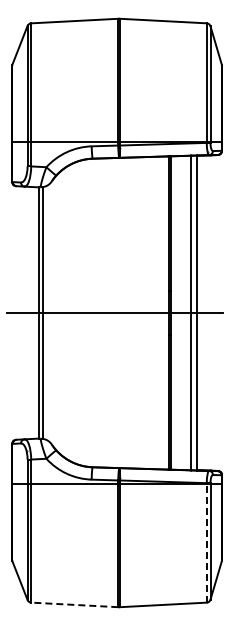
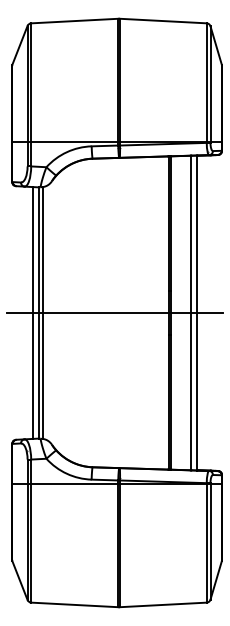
line: none -> present (32, 312)
line: dashed -> solid (206, 542)
line: dashed -> solid (74, 604)
